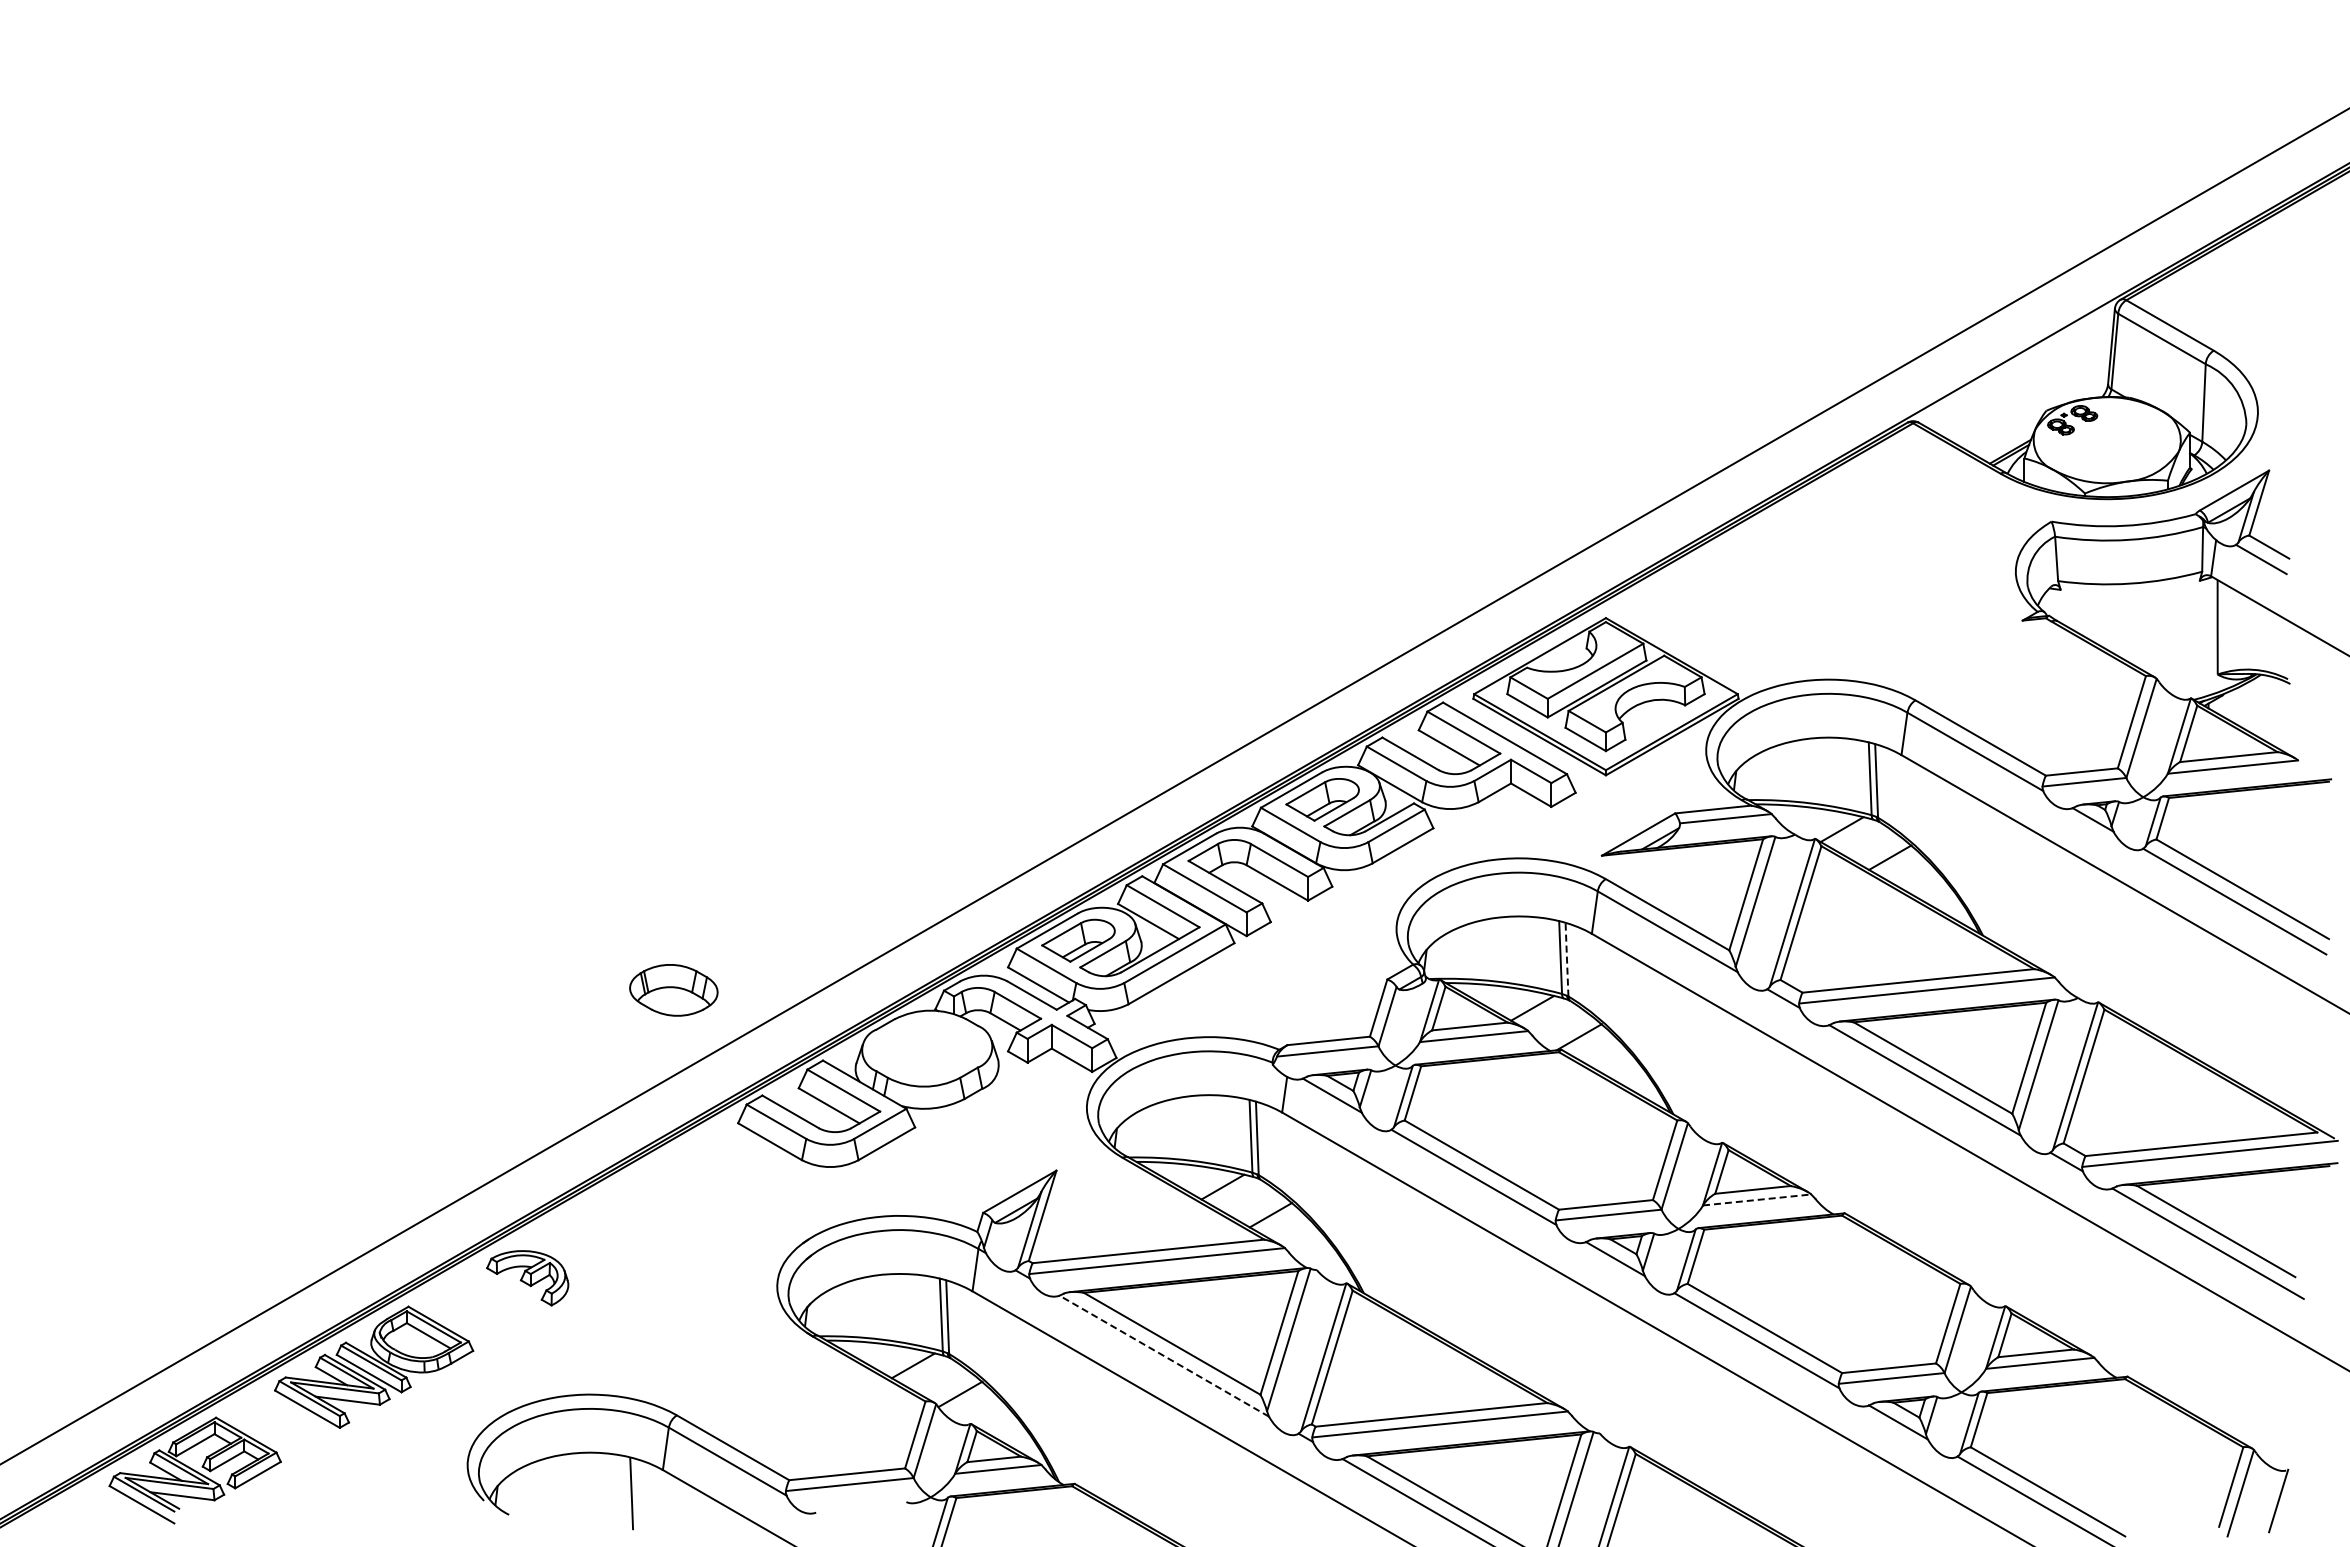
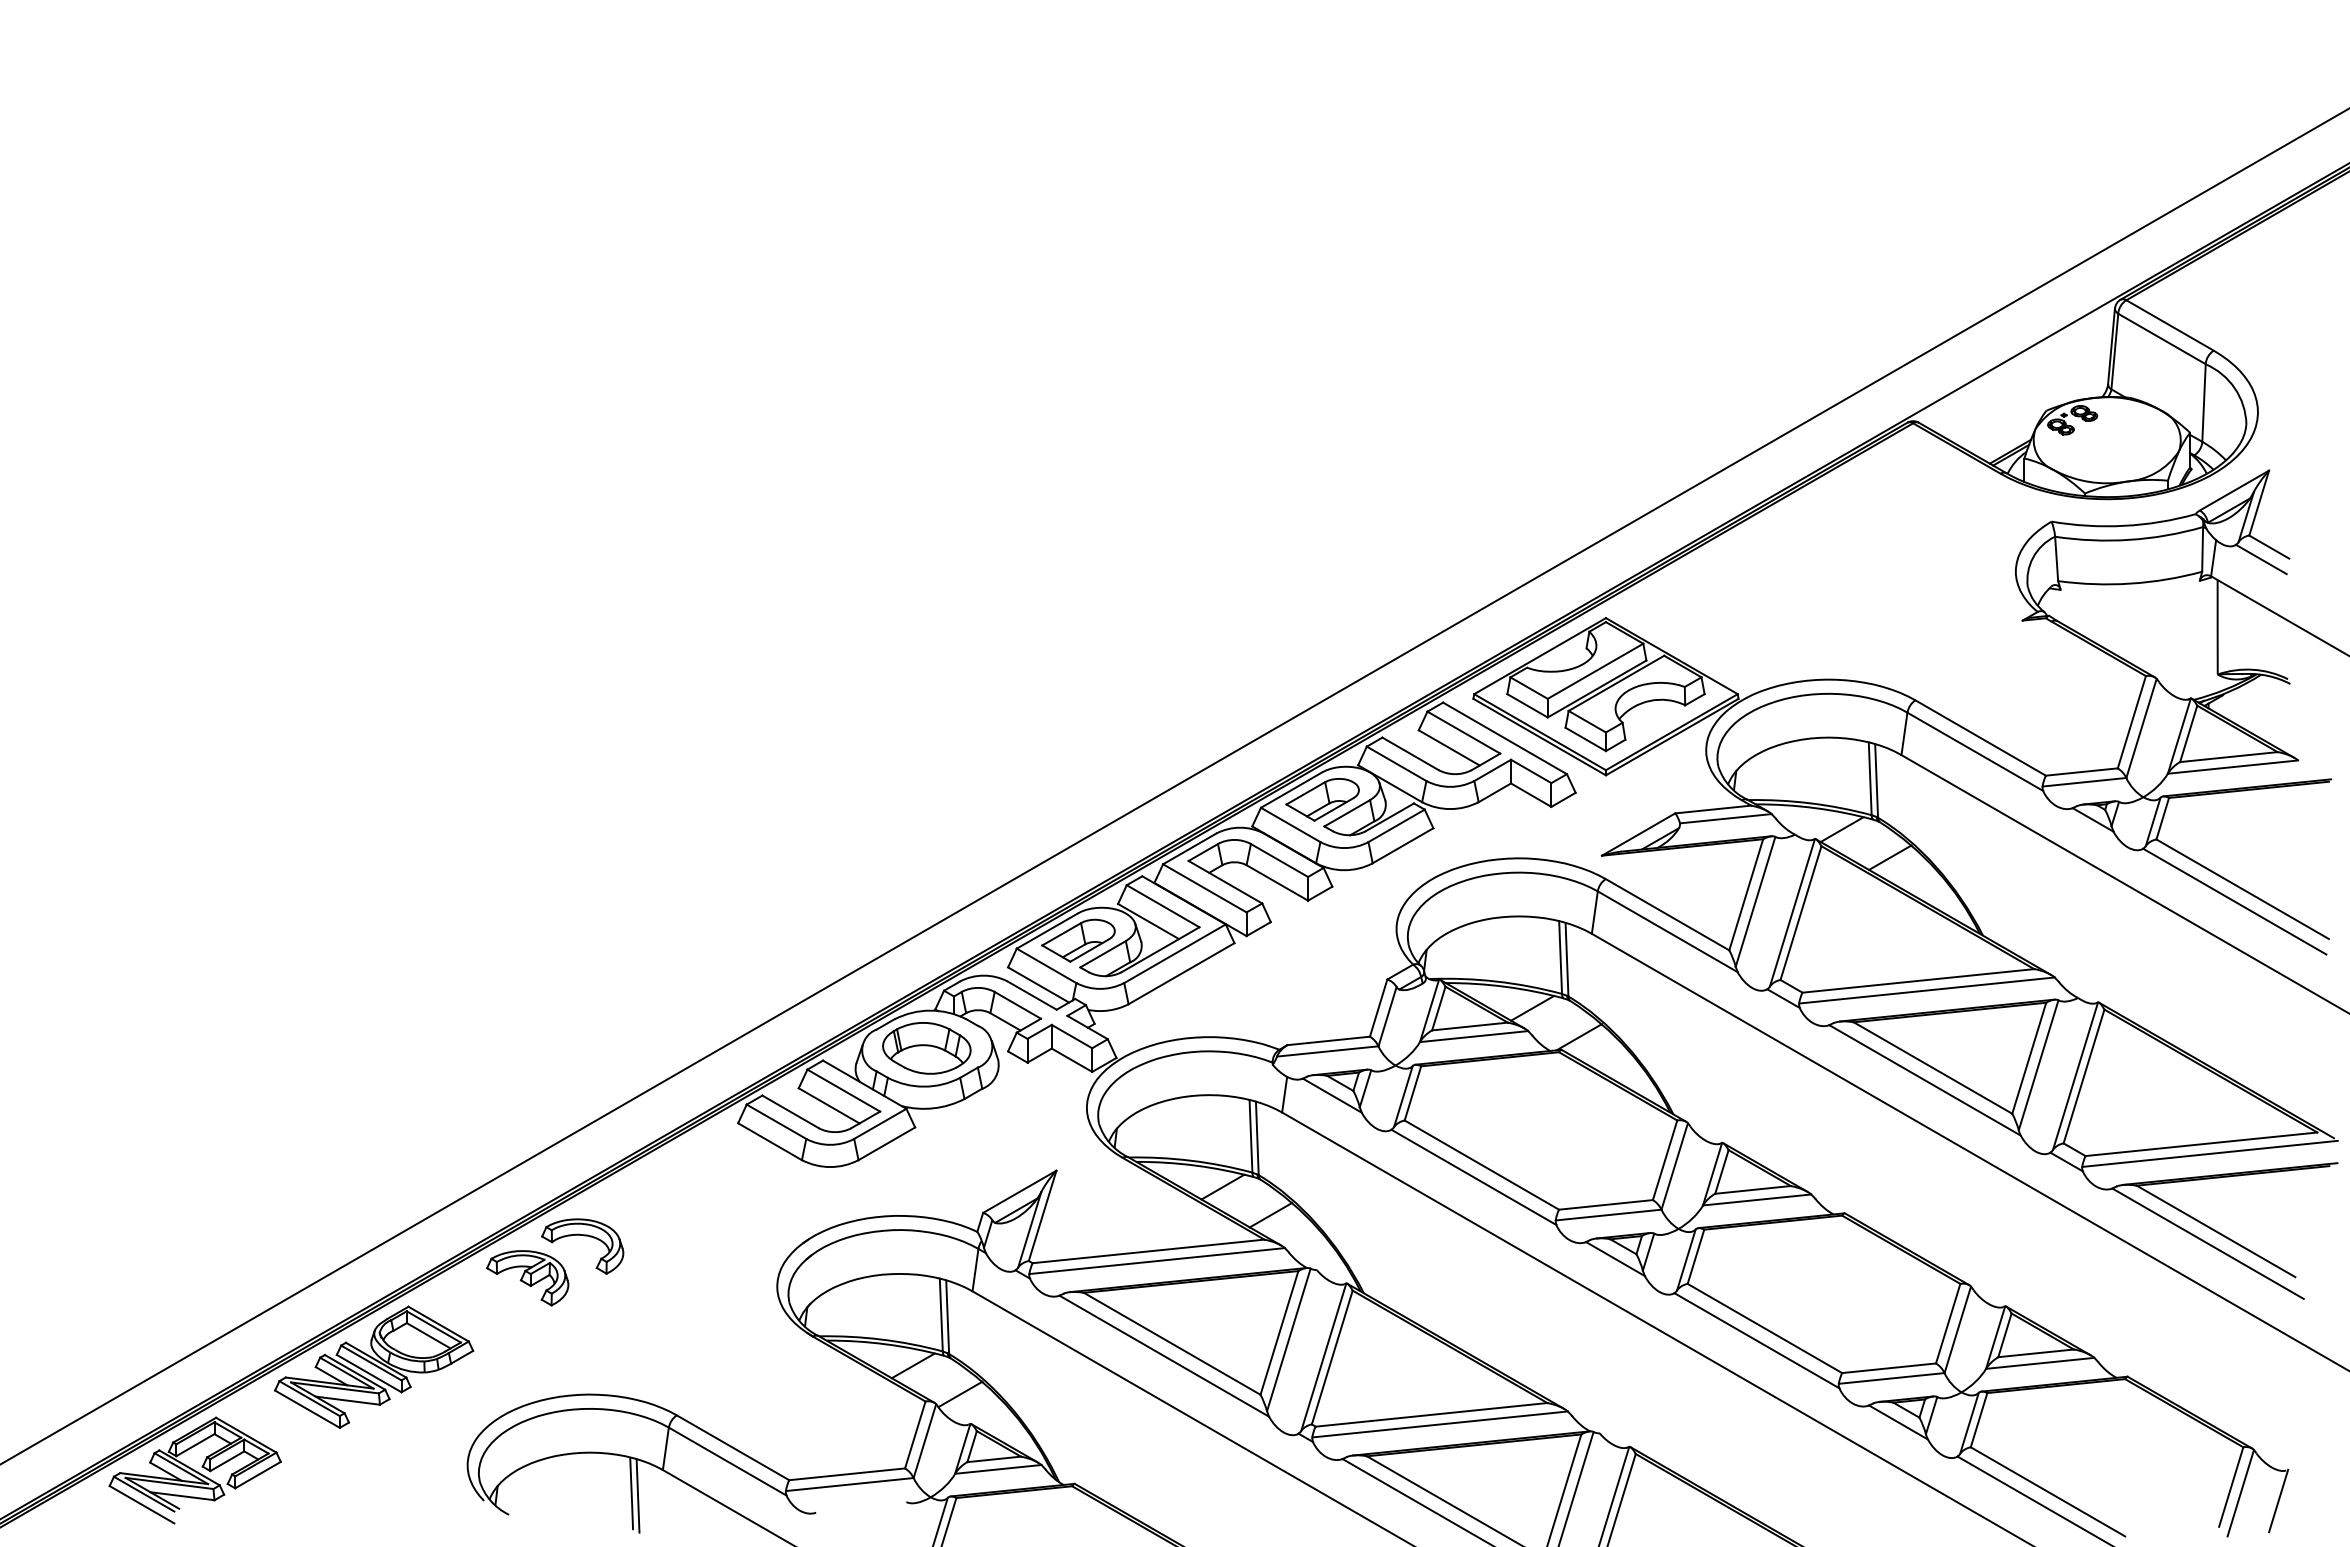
line: dashed -> solid (1567, 959)
part position: (673, 990) -> (926, 1048) (926, 1048)
line: dashed -> solid (1757, 1199)
part: none -> present (583, 1236)
line: dashed -> solid (1164, 1356)
line: none -> present (637, 1495)
